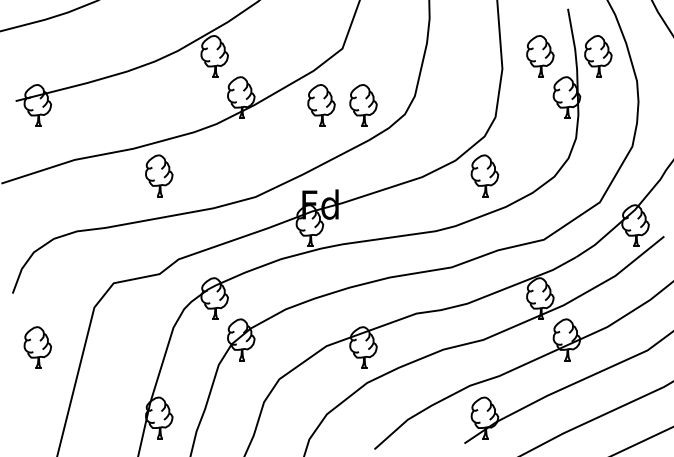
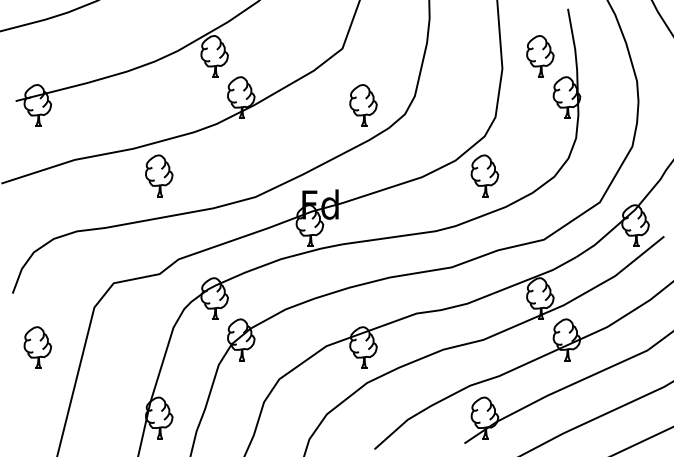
part: present -> none (598, 56)
part: present -> none (321, 105)
